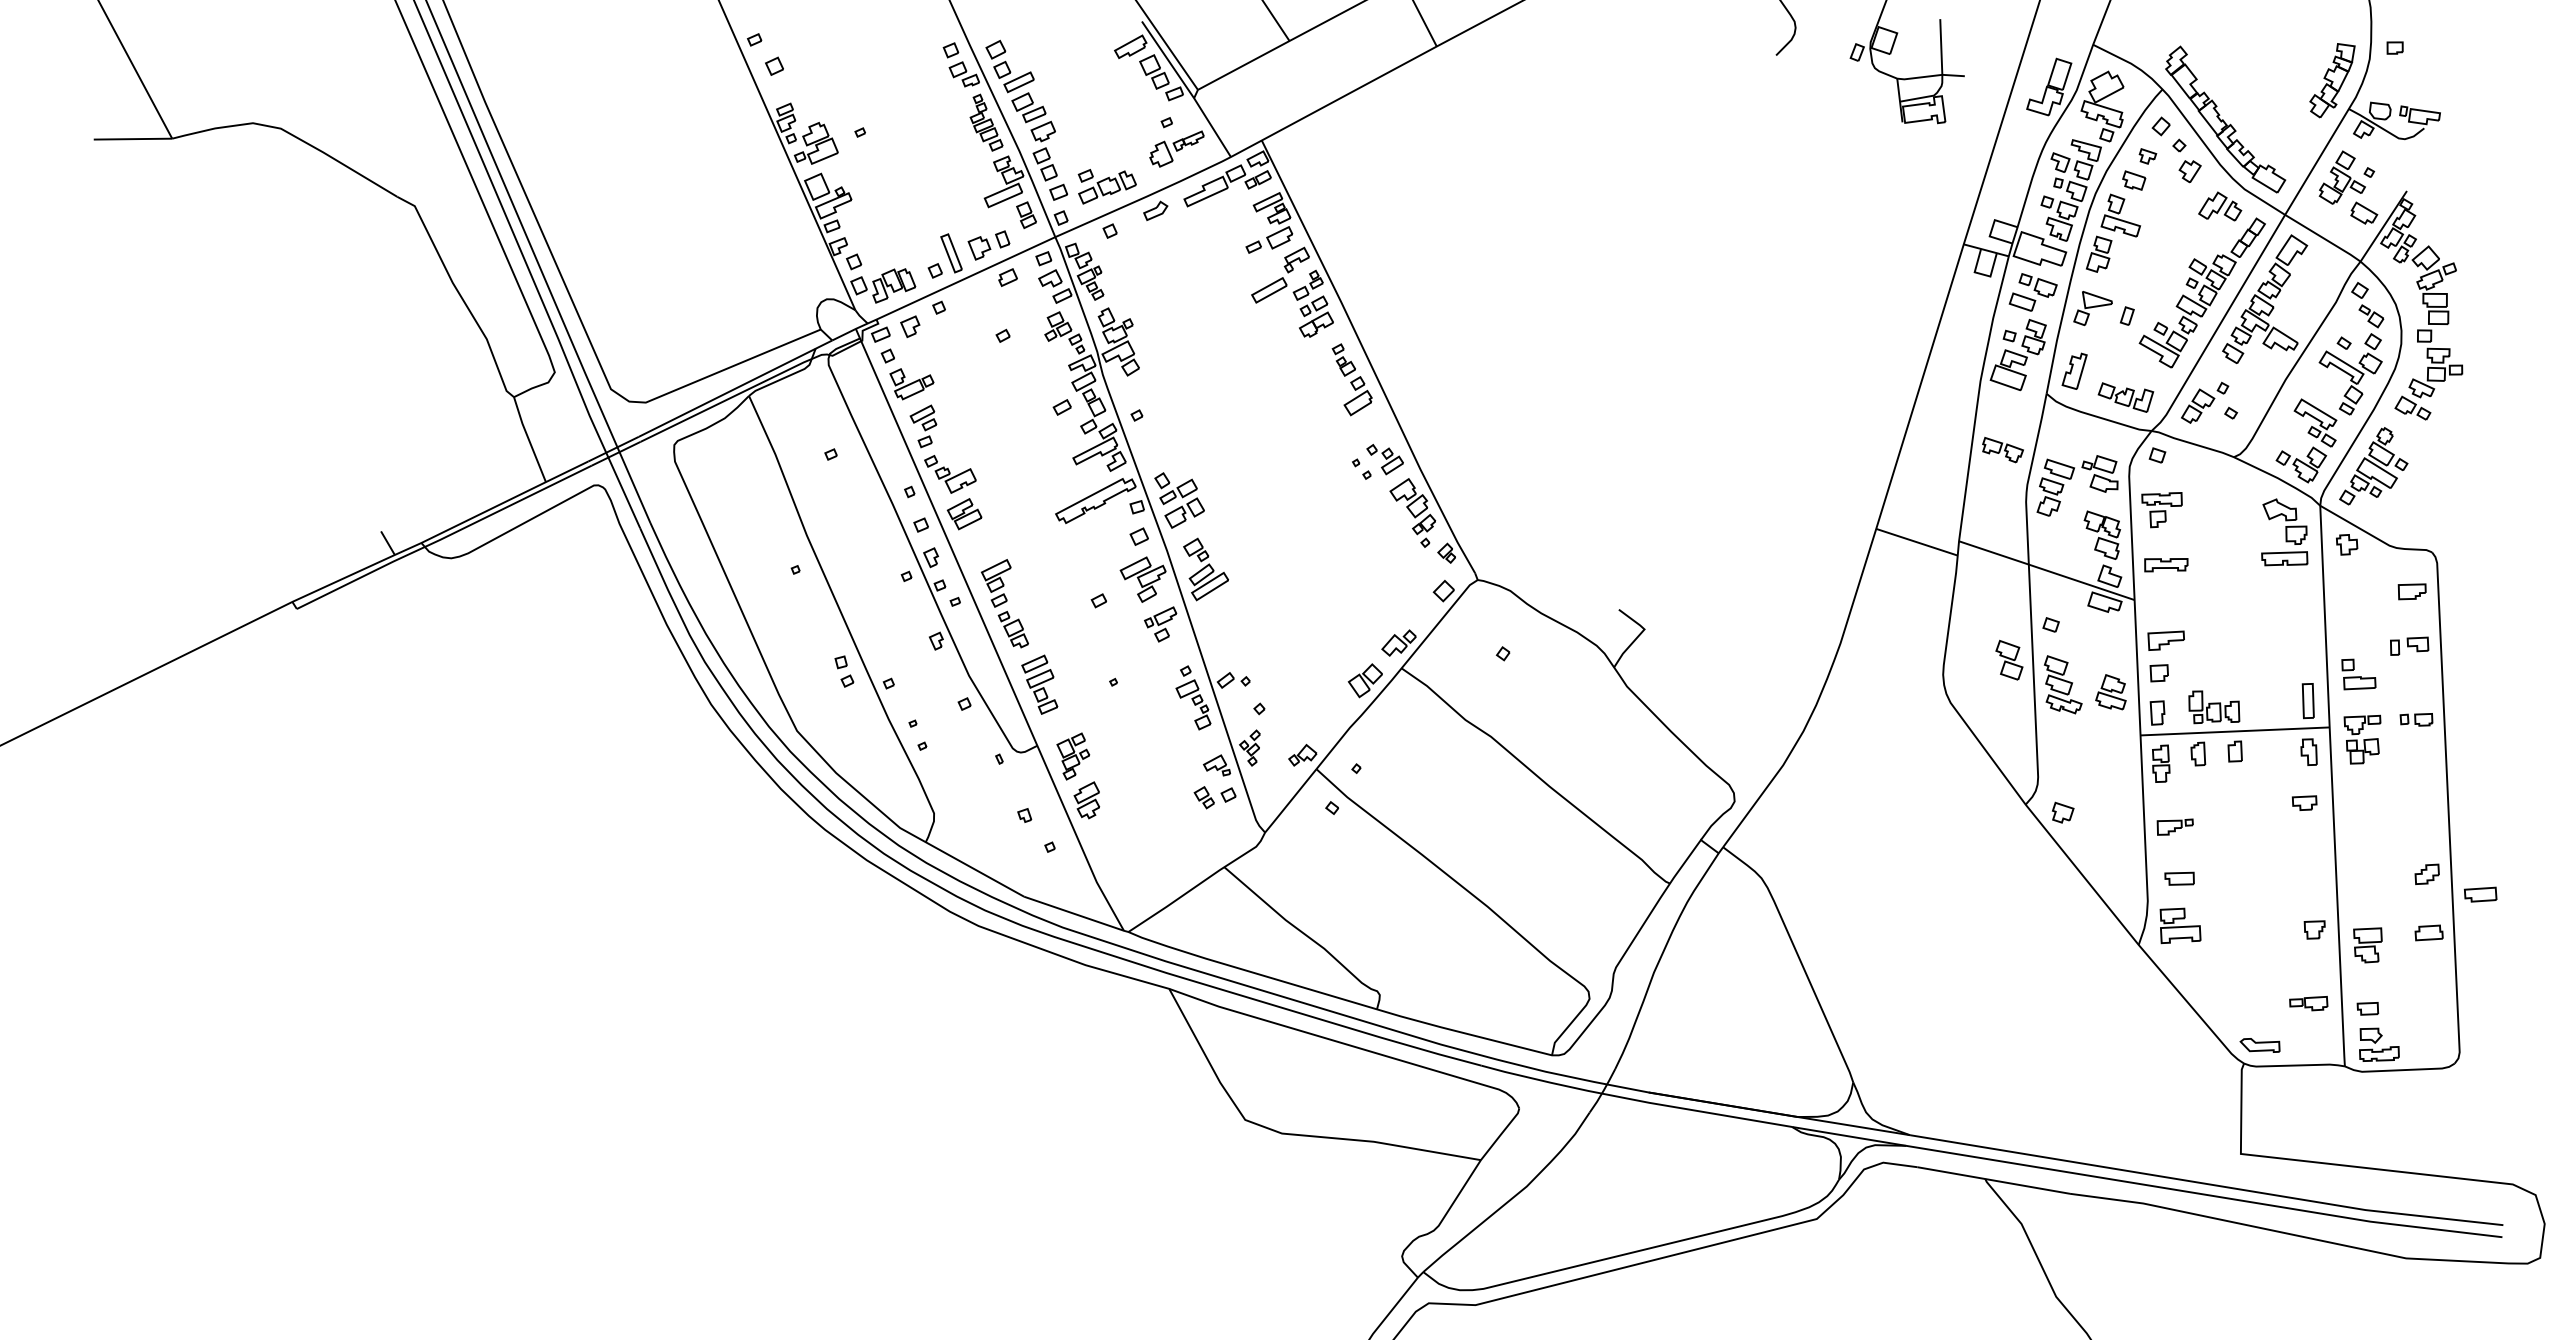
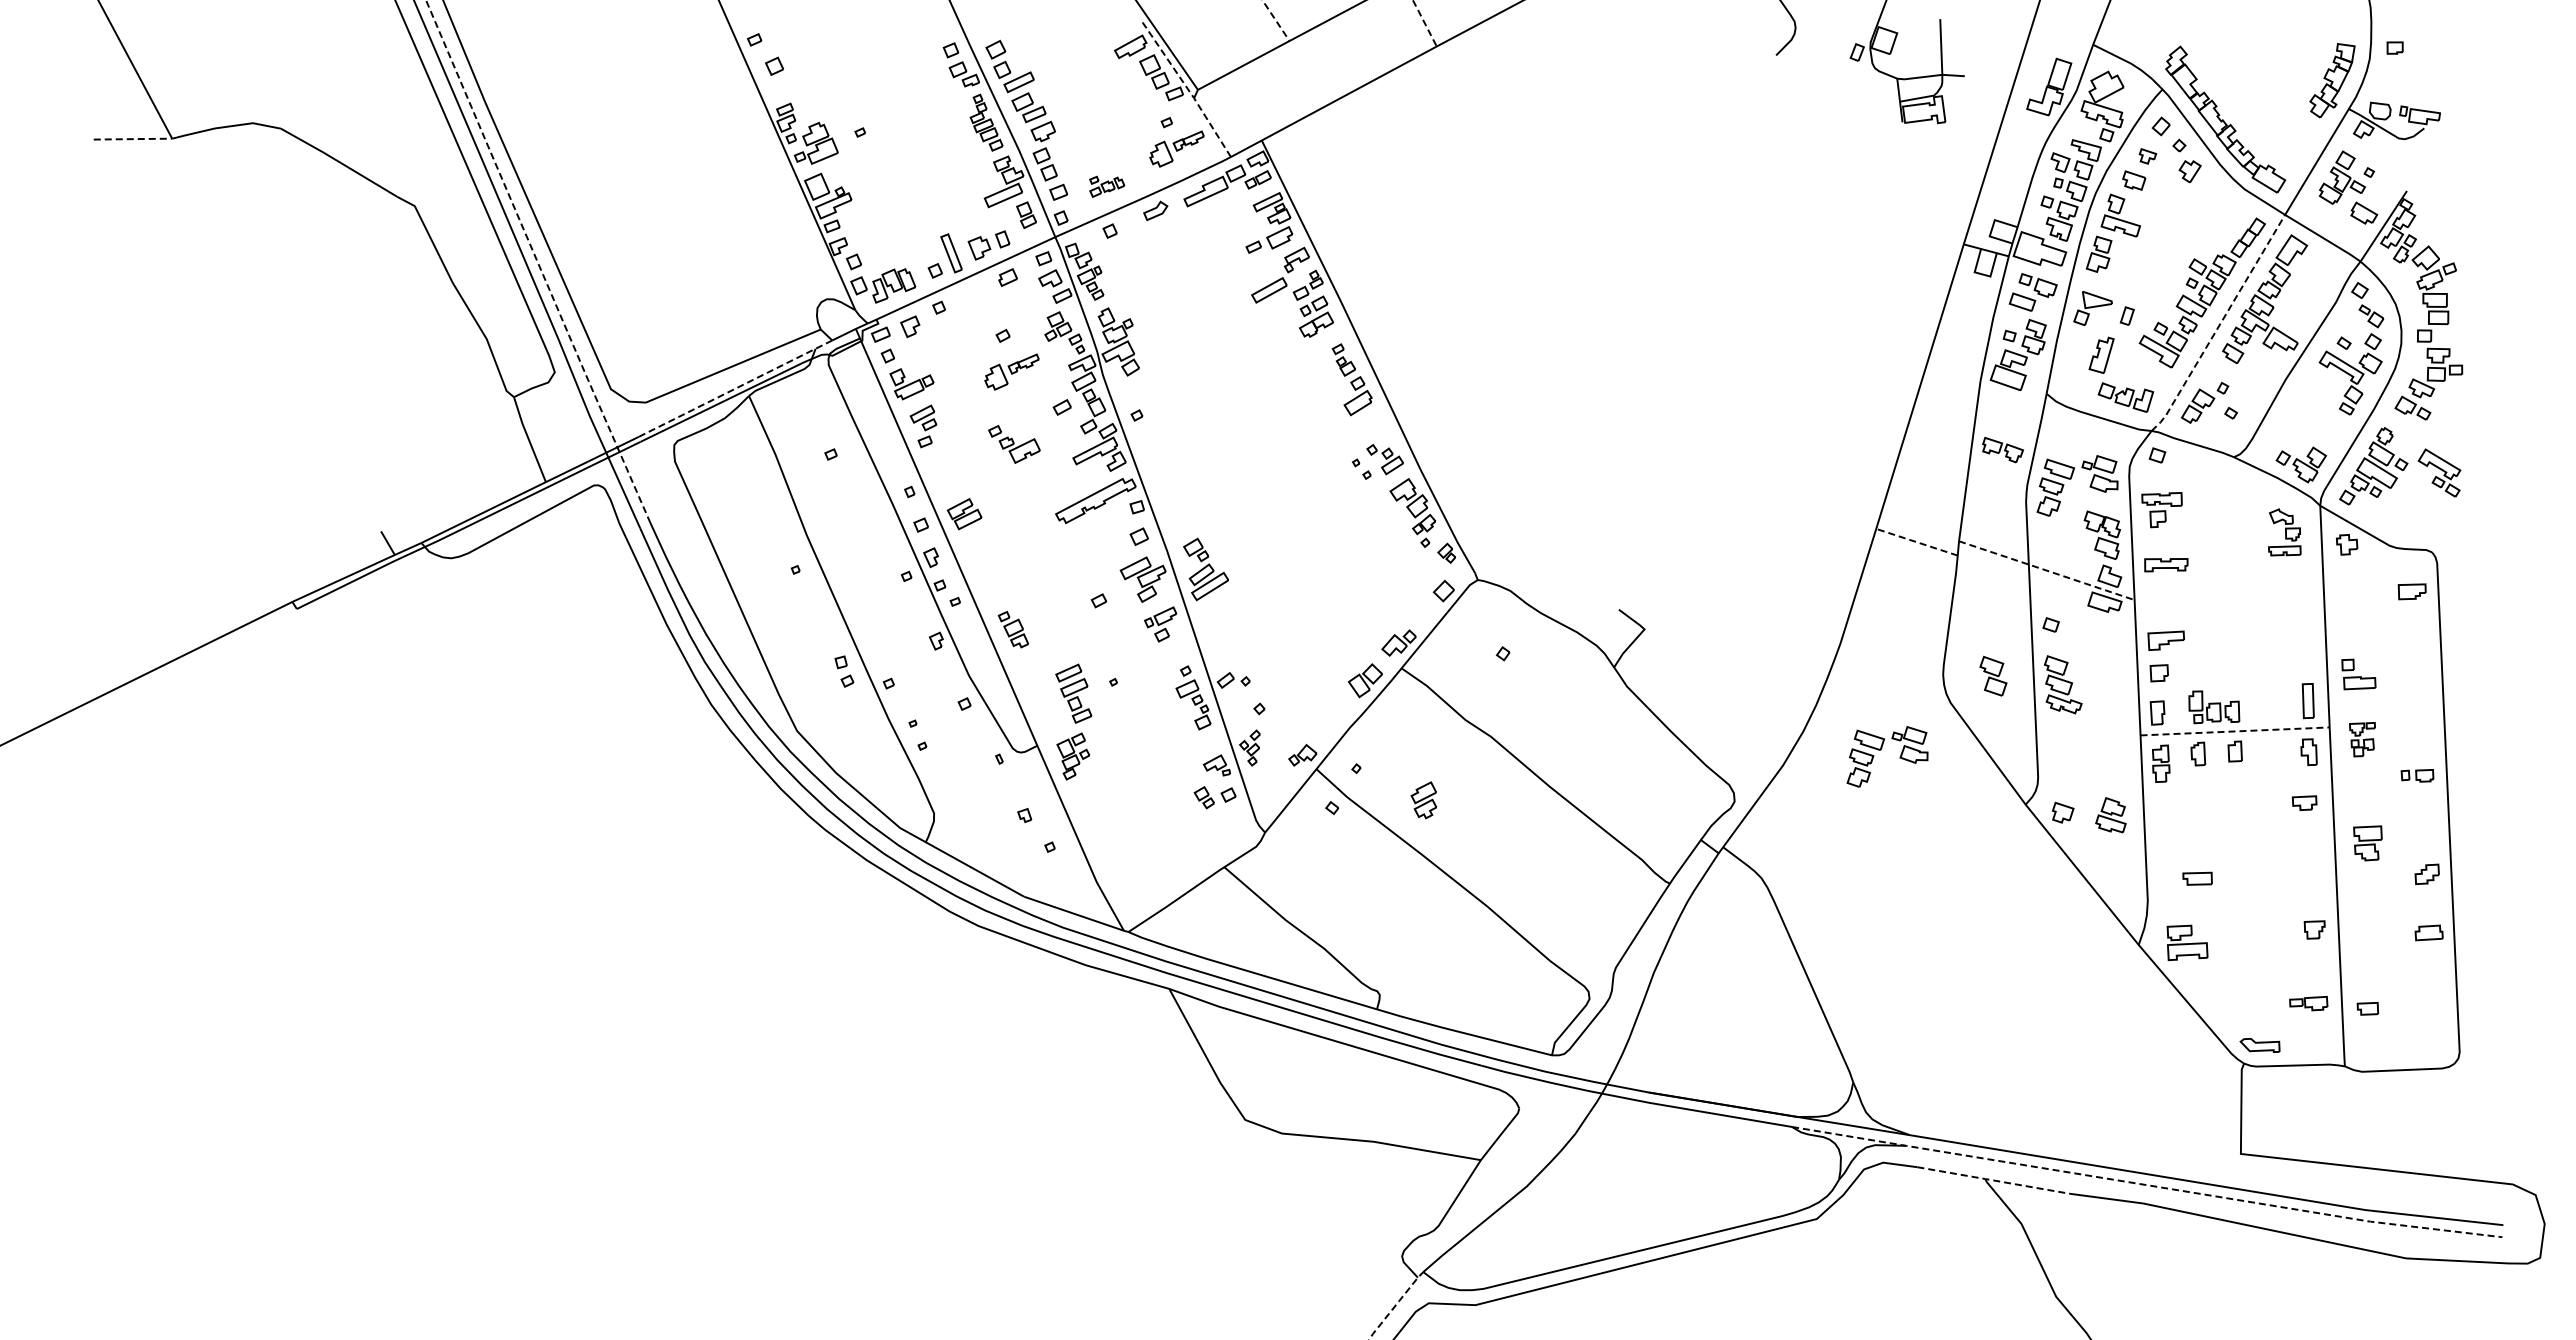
line: solid -> dashed (1276, 21)
line: solid -> dashed (1424, 23)
line: solid -> dashed (1187, 89)
line: solid -> dashed (133, 139)
part size: 60x36 px -> 37x23 px (1107, 186)
part: present -> none (2220, 206)
line: solid -> dashed (537, 261)
line: solid -> dashed (2219, 325)
part position: (2074, 370) -> (2101, 354) (2101, 354)
part: none -> present (1011, 371)
line: solid -> dashed (736, 388)
part position: (2315, 422) -> (2439, 472) (2439, 472)
part position: (950, 474) -> (1014, 444) (1014, 444)
part: present -> none (1179, 500)
part size: 48x69 px -> 34x49 px (2284, 532)
line: solid -> dashed (1916, 542)
line: solid -> dashed (2046, 570)
part: present -> none (995, 583)
part: present -> none (2409, 645)
part position: (2009, 659) -> (1993, 675) (1993, 675)
part position: (1039, 684) -> (1073, 693) (1073, 693)
part position: (2110, 692) -> (2110, 815) (2110, 815)
part position: (2416, 719) -> (2417, 775) (2417, 775)
line: solid -> dashed (2235, 731)
part size: 39x51 px -> 27x36 px (2362, 739)
part: none -> present (1881, 750)
part position: (1086, 800) -> (1423, 800) (1423, 800)
part: present -> none (2174, 826)
part position: (2179, 878) -> (2197, 878) (2197, 878)
part: present -> none (2480, 894)
part position: (2180, 925) -> (2187, 942) (2187, 942)
part position: (2367, 945) -> (2367, 843) (2367, 843)
part: present -> none (2379, 1044)
line: solid -> dashed (1994, 1180)
line: solid -> dashed (2146, 1185)
line: solid -> dashed (1396, 1305)
